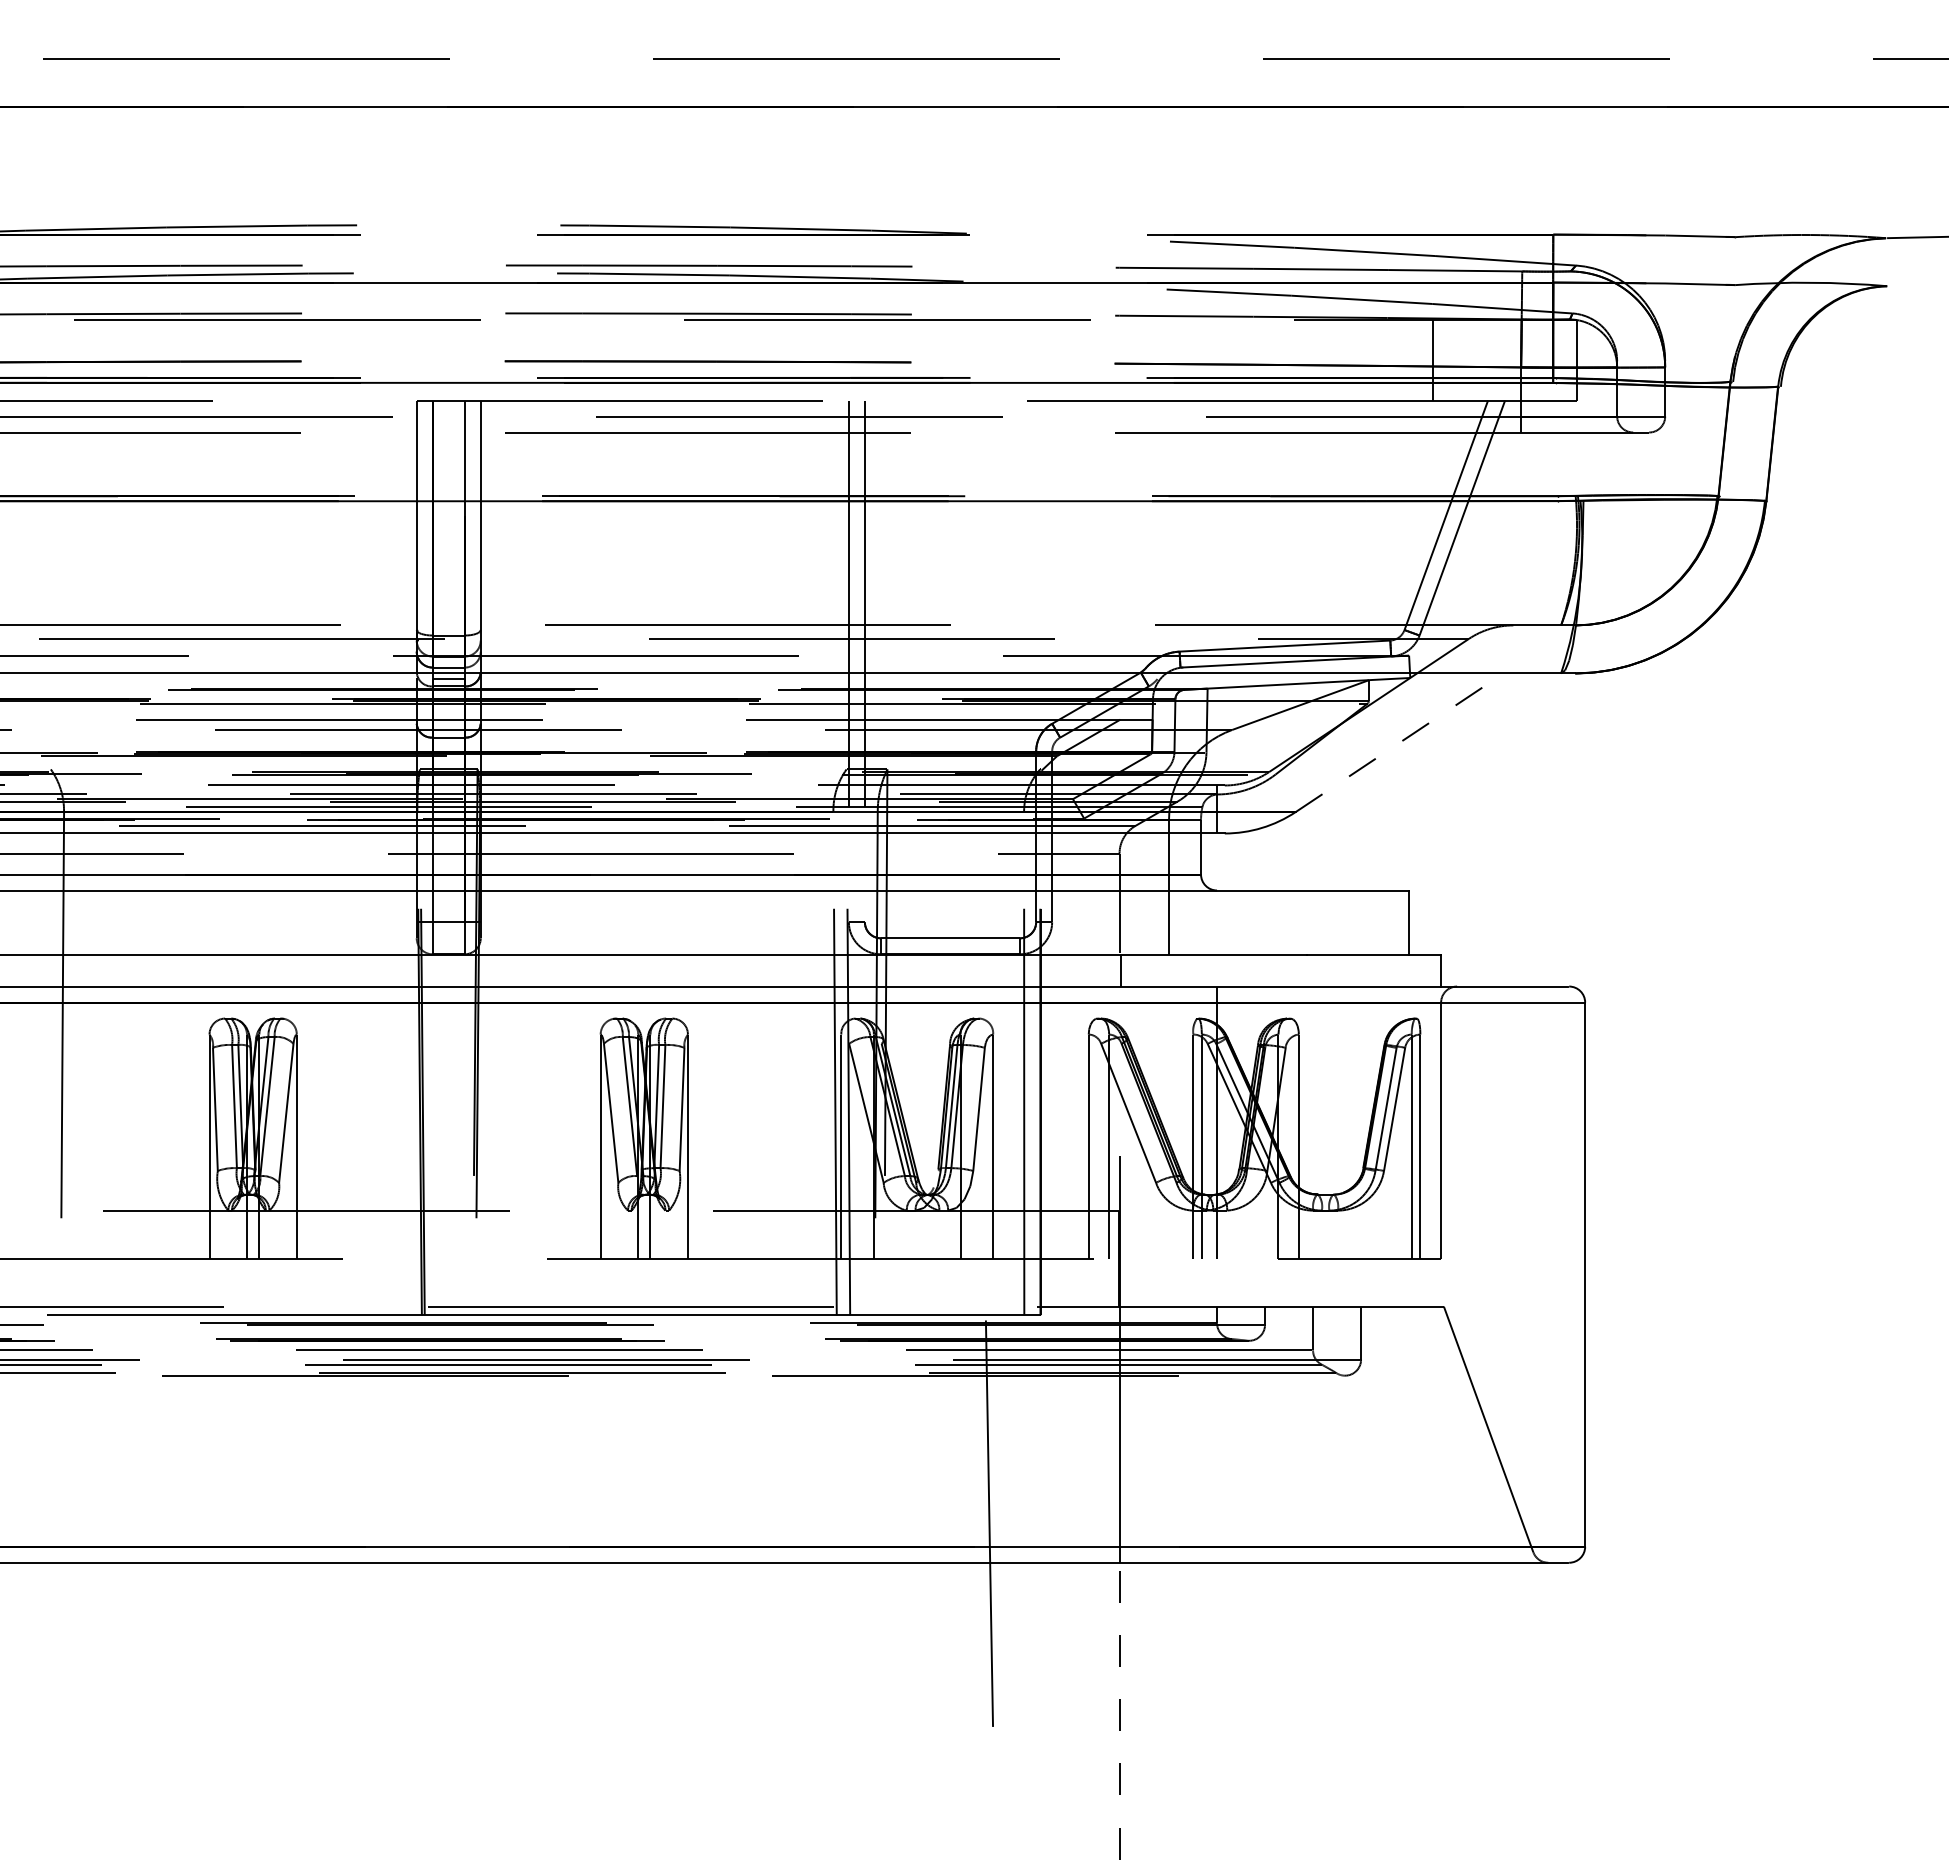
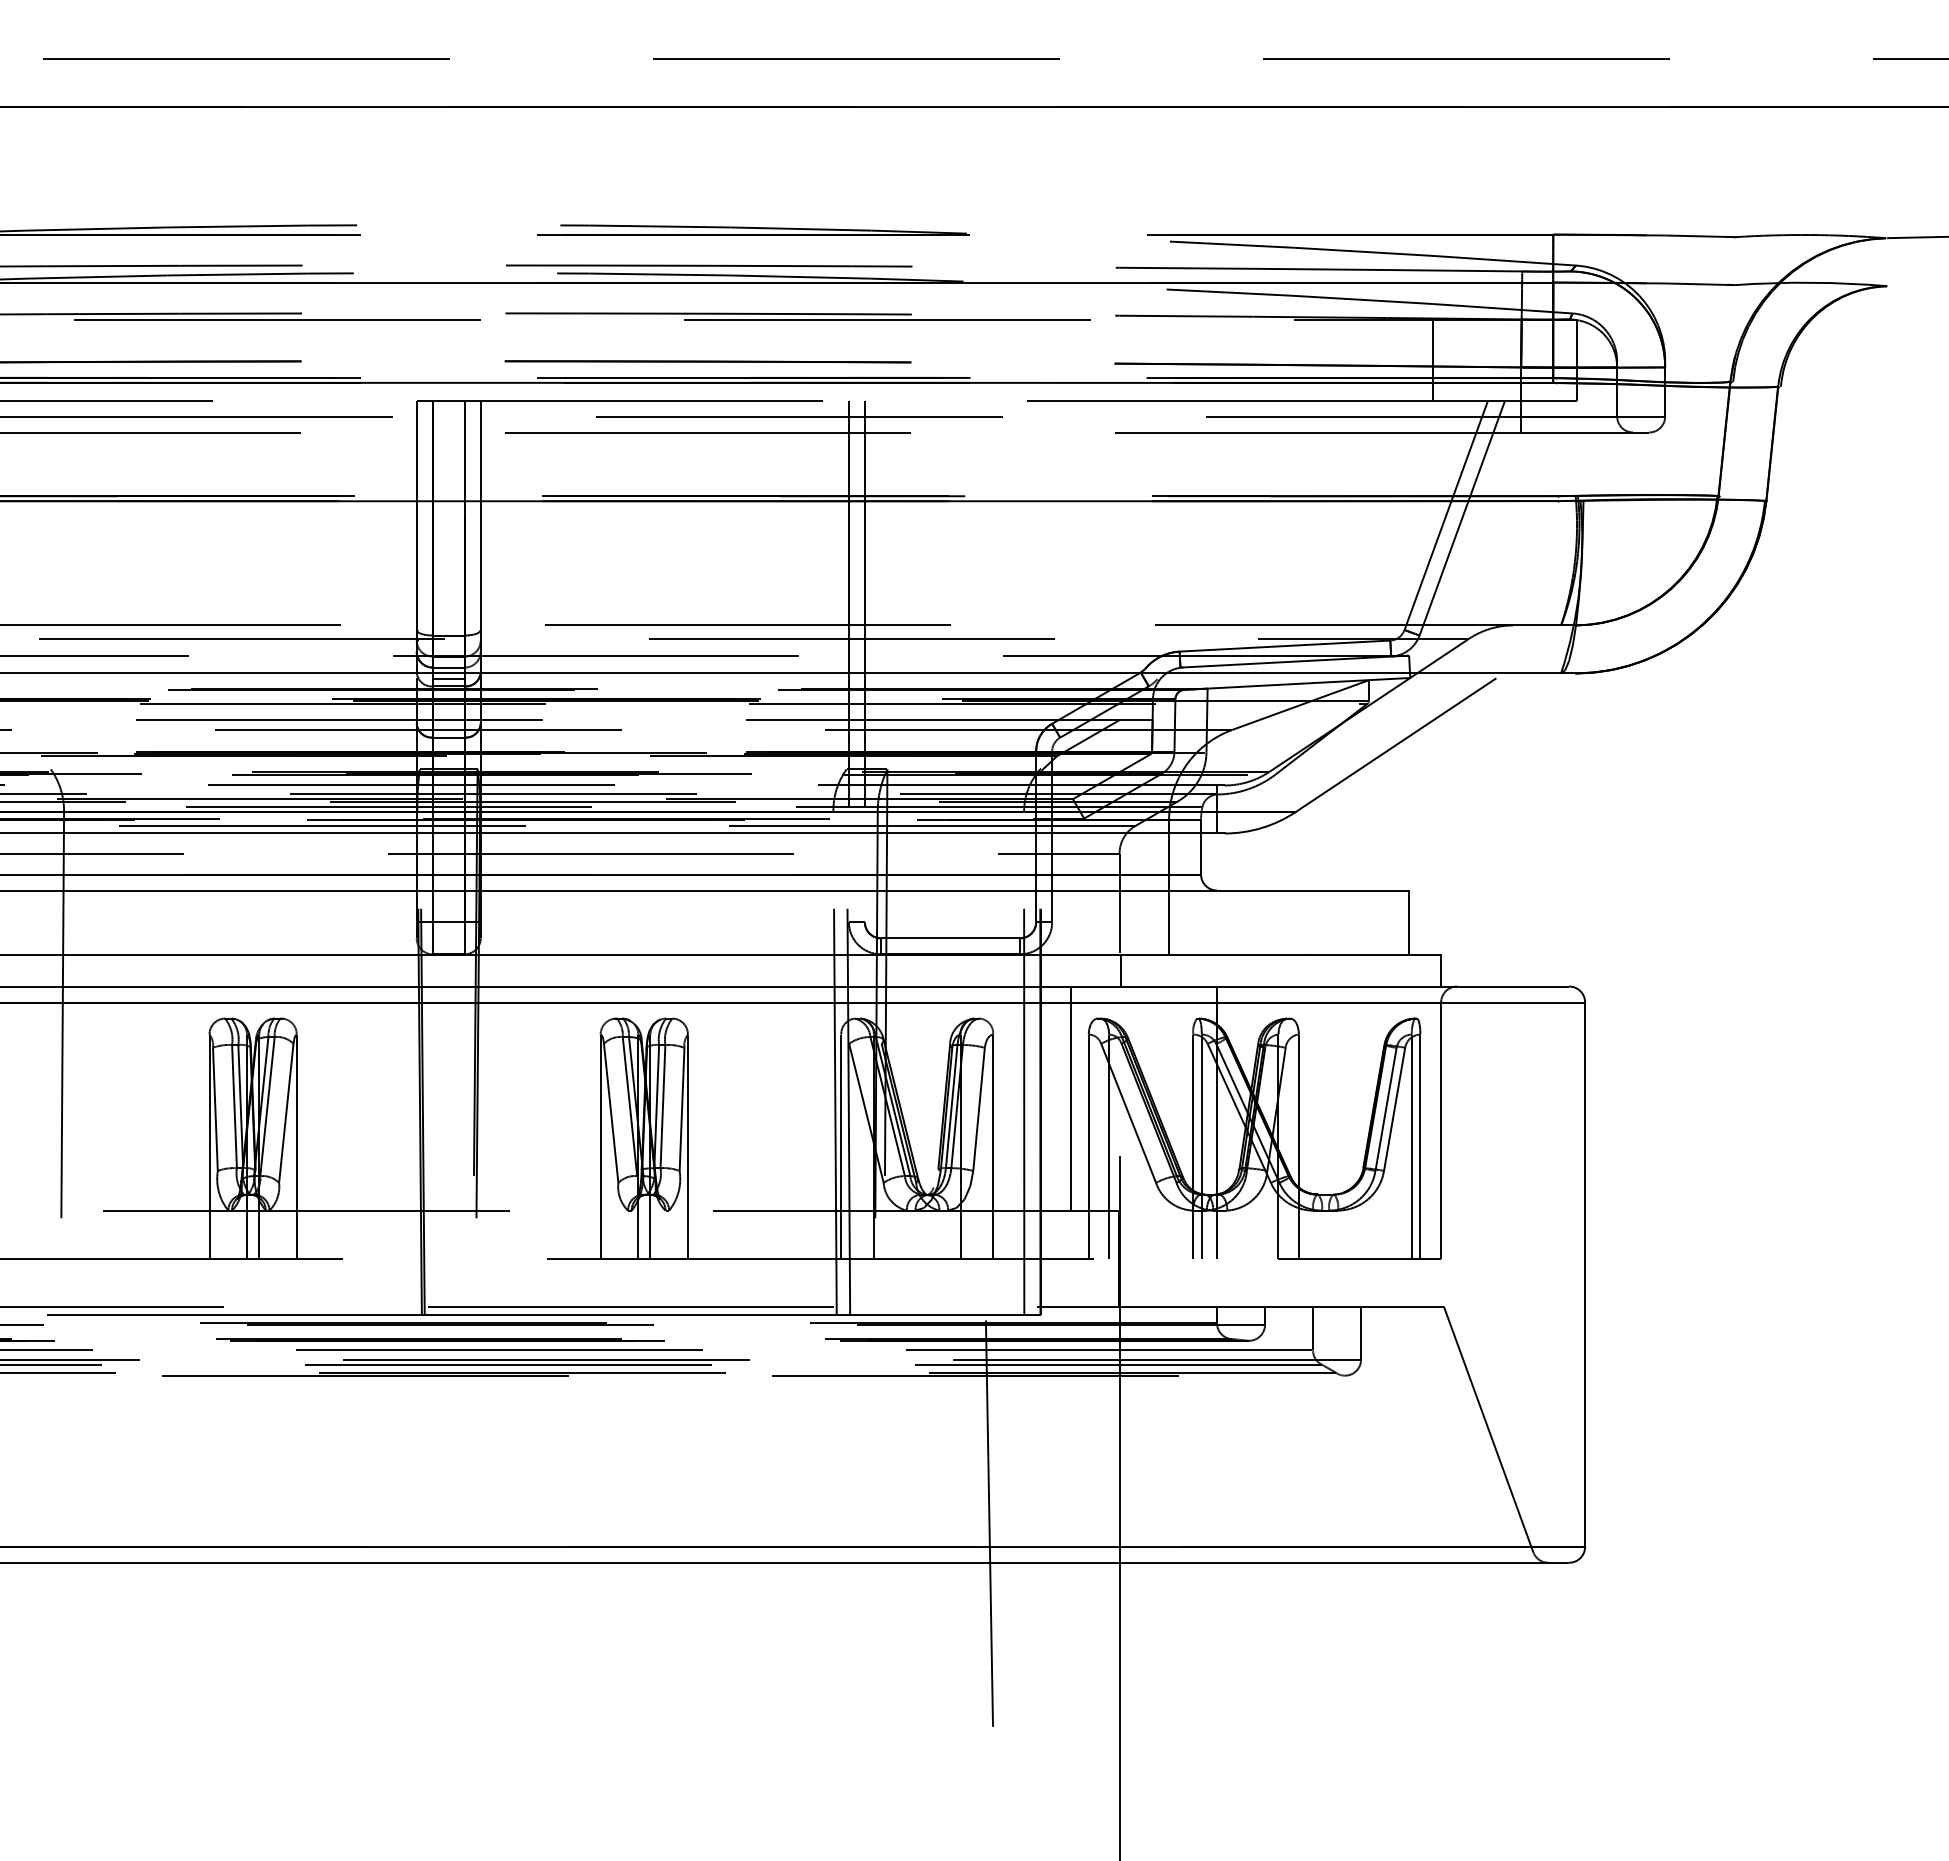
line: dashed -> solid (1396, 745)
line: none -> present (1071, 1098)
line: dashed -> solid (1119, 1711)
